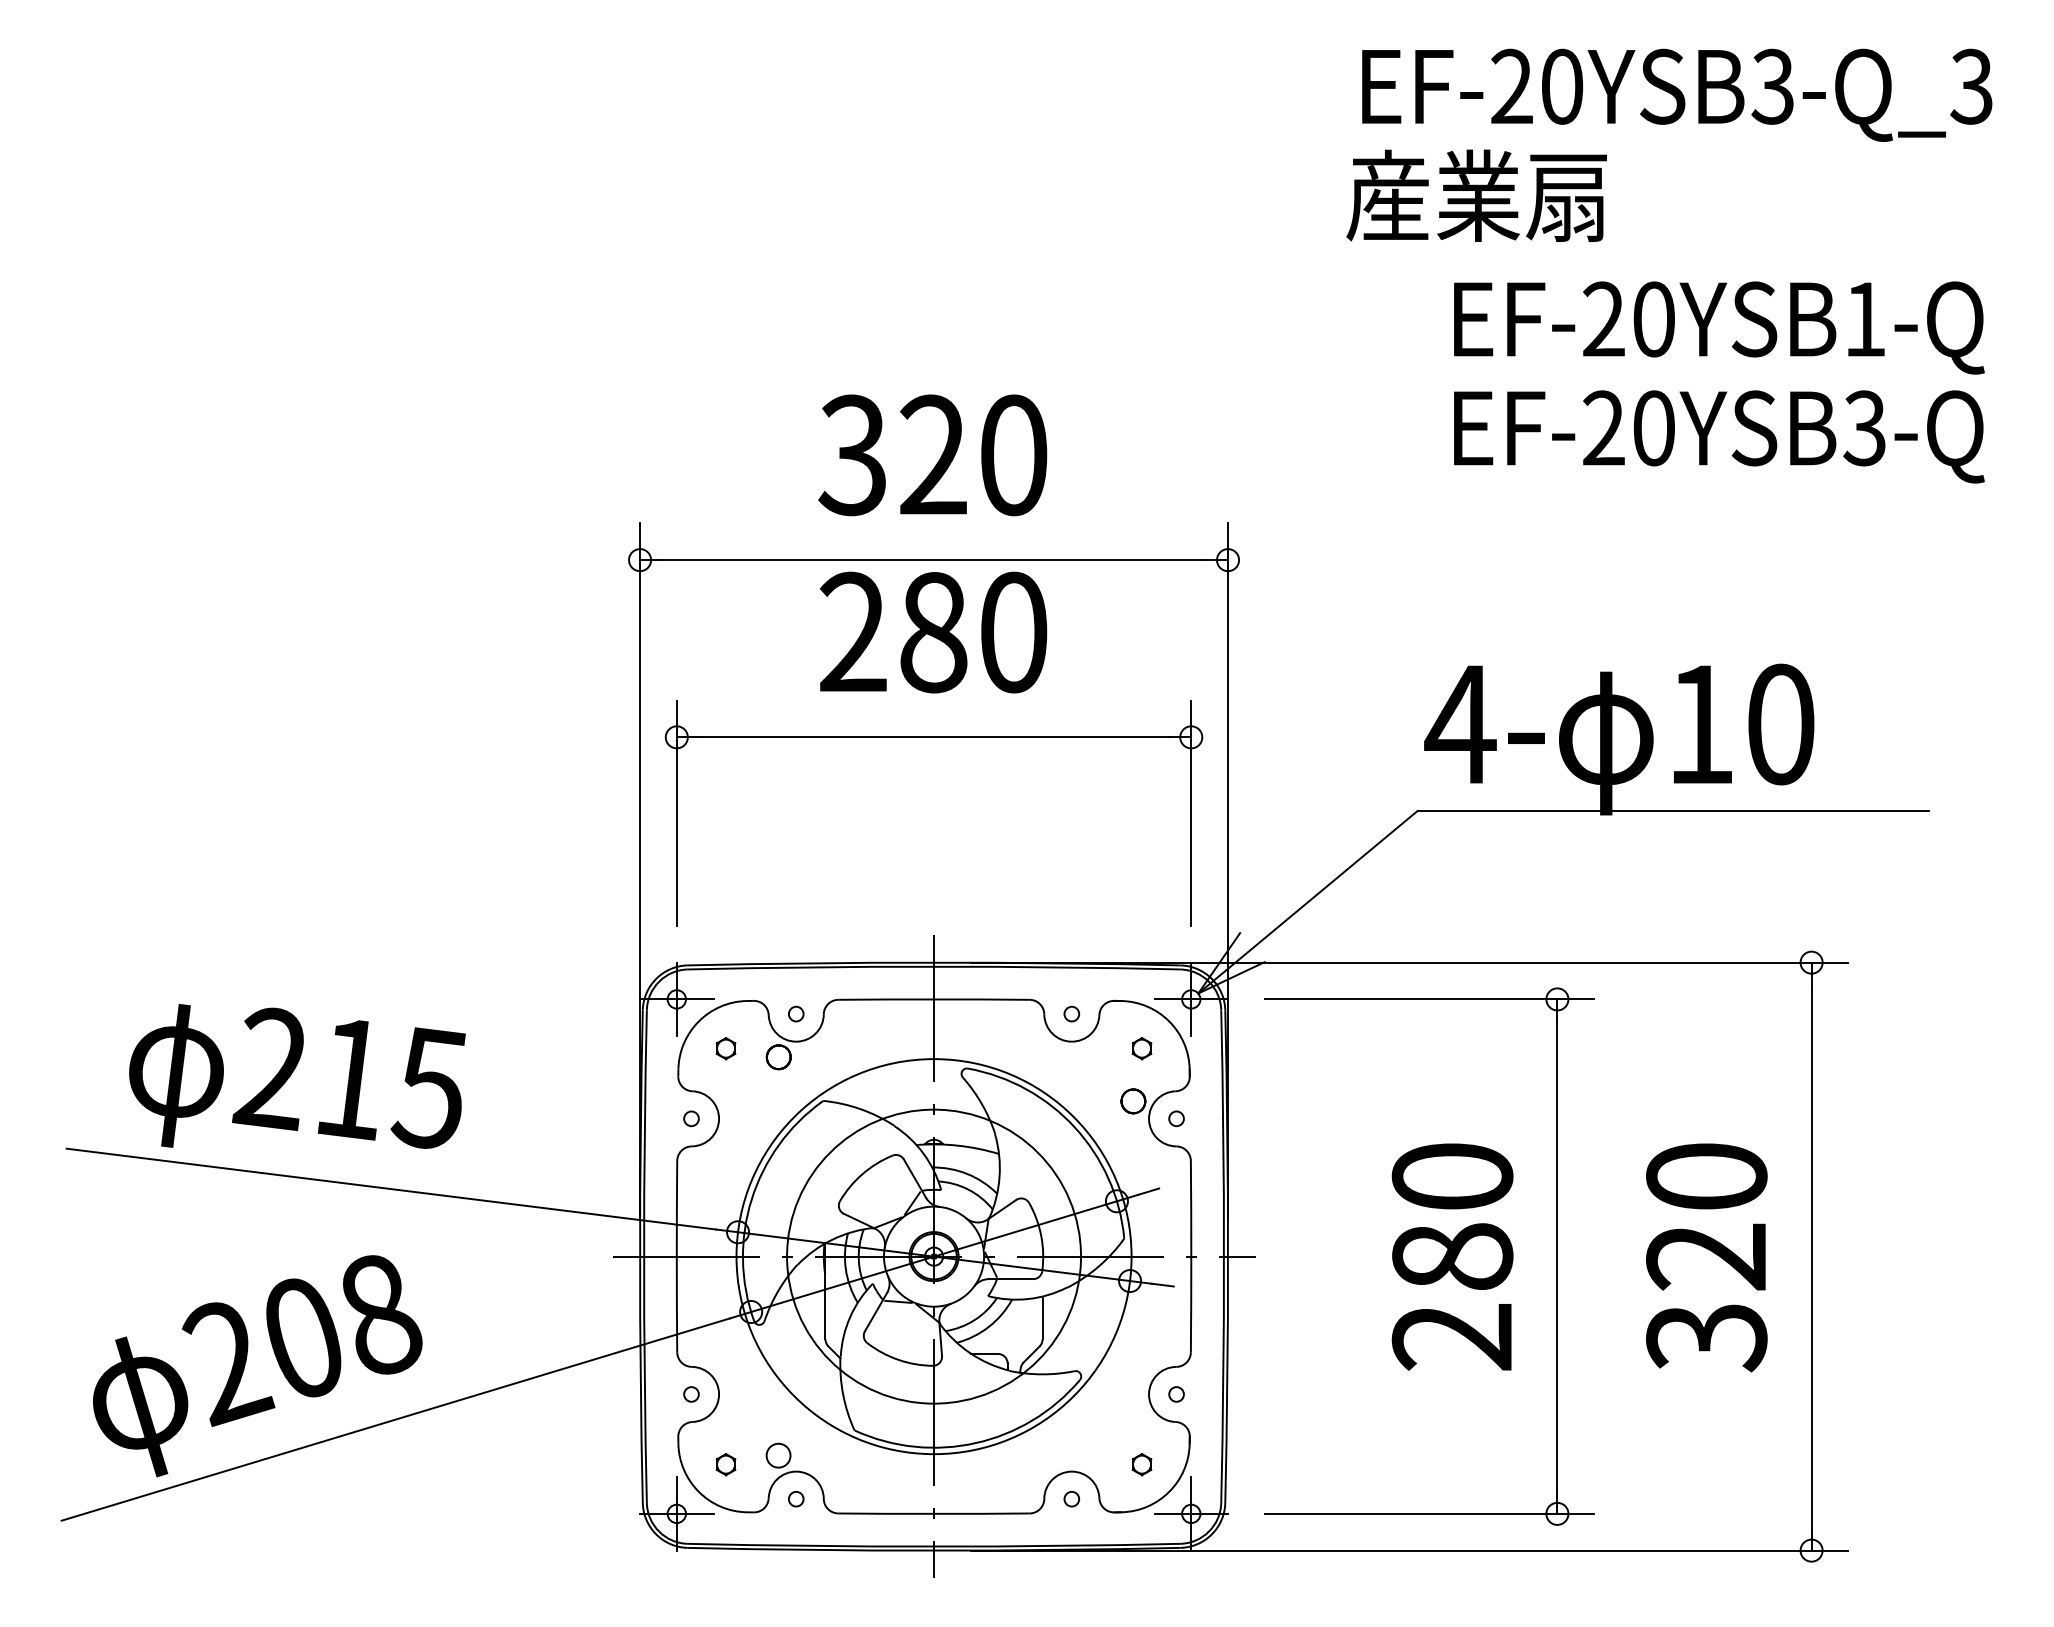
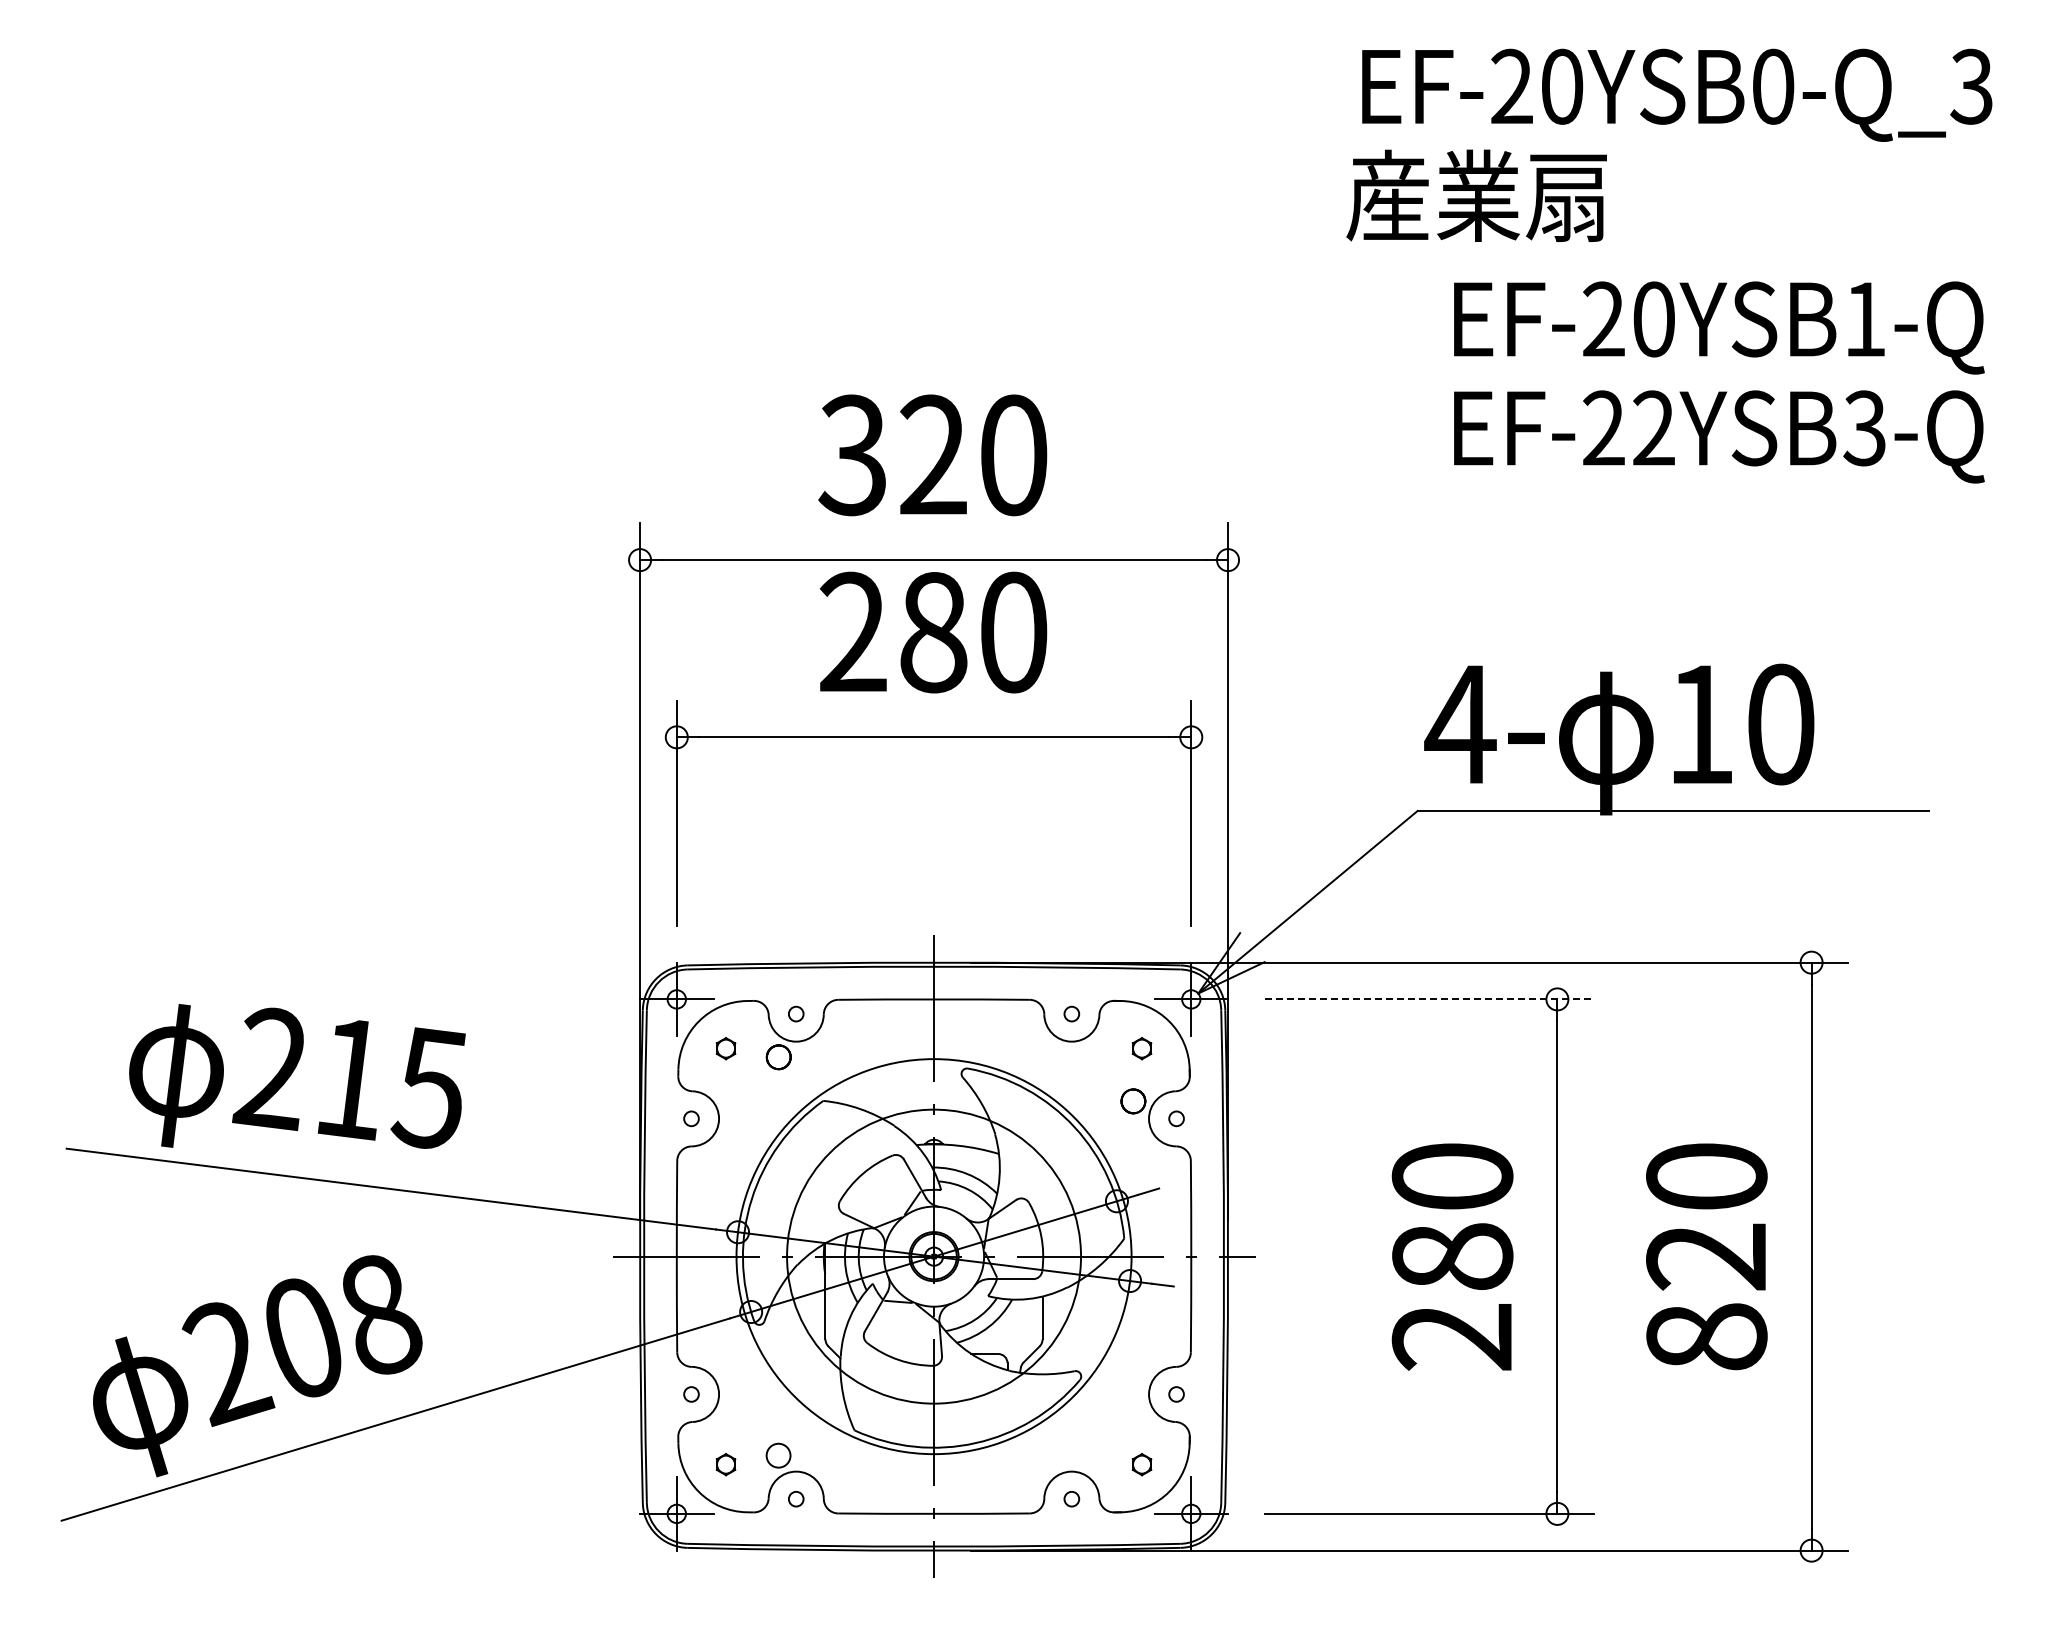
text: EF-20YSB3-Q_3 -> EF-20YSB0-Q_3 (1772, 86)
text: EF-20YSB3-Q -> EF-22YSB3-Q (1653, 428)
line: solid -> dashed (1429, 999)
text: 320 -> 820 (1706, 1337)
